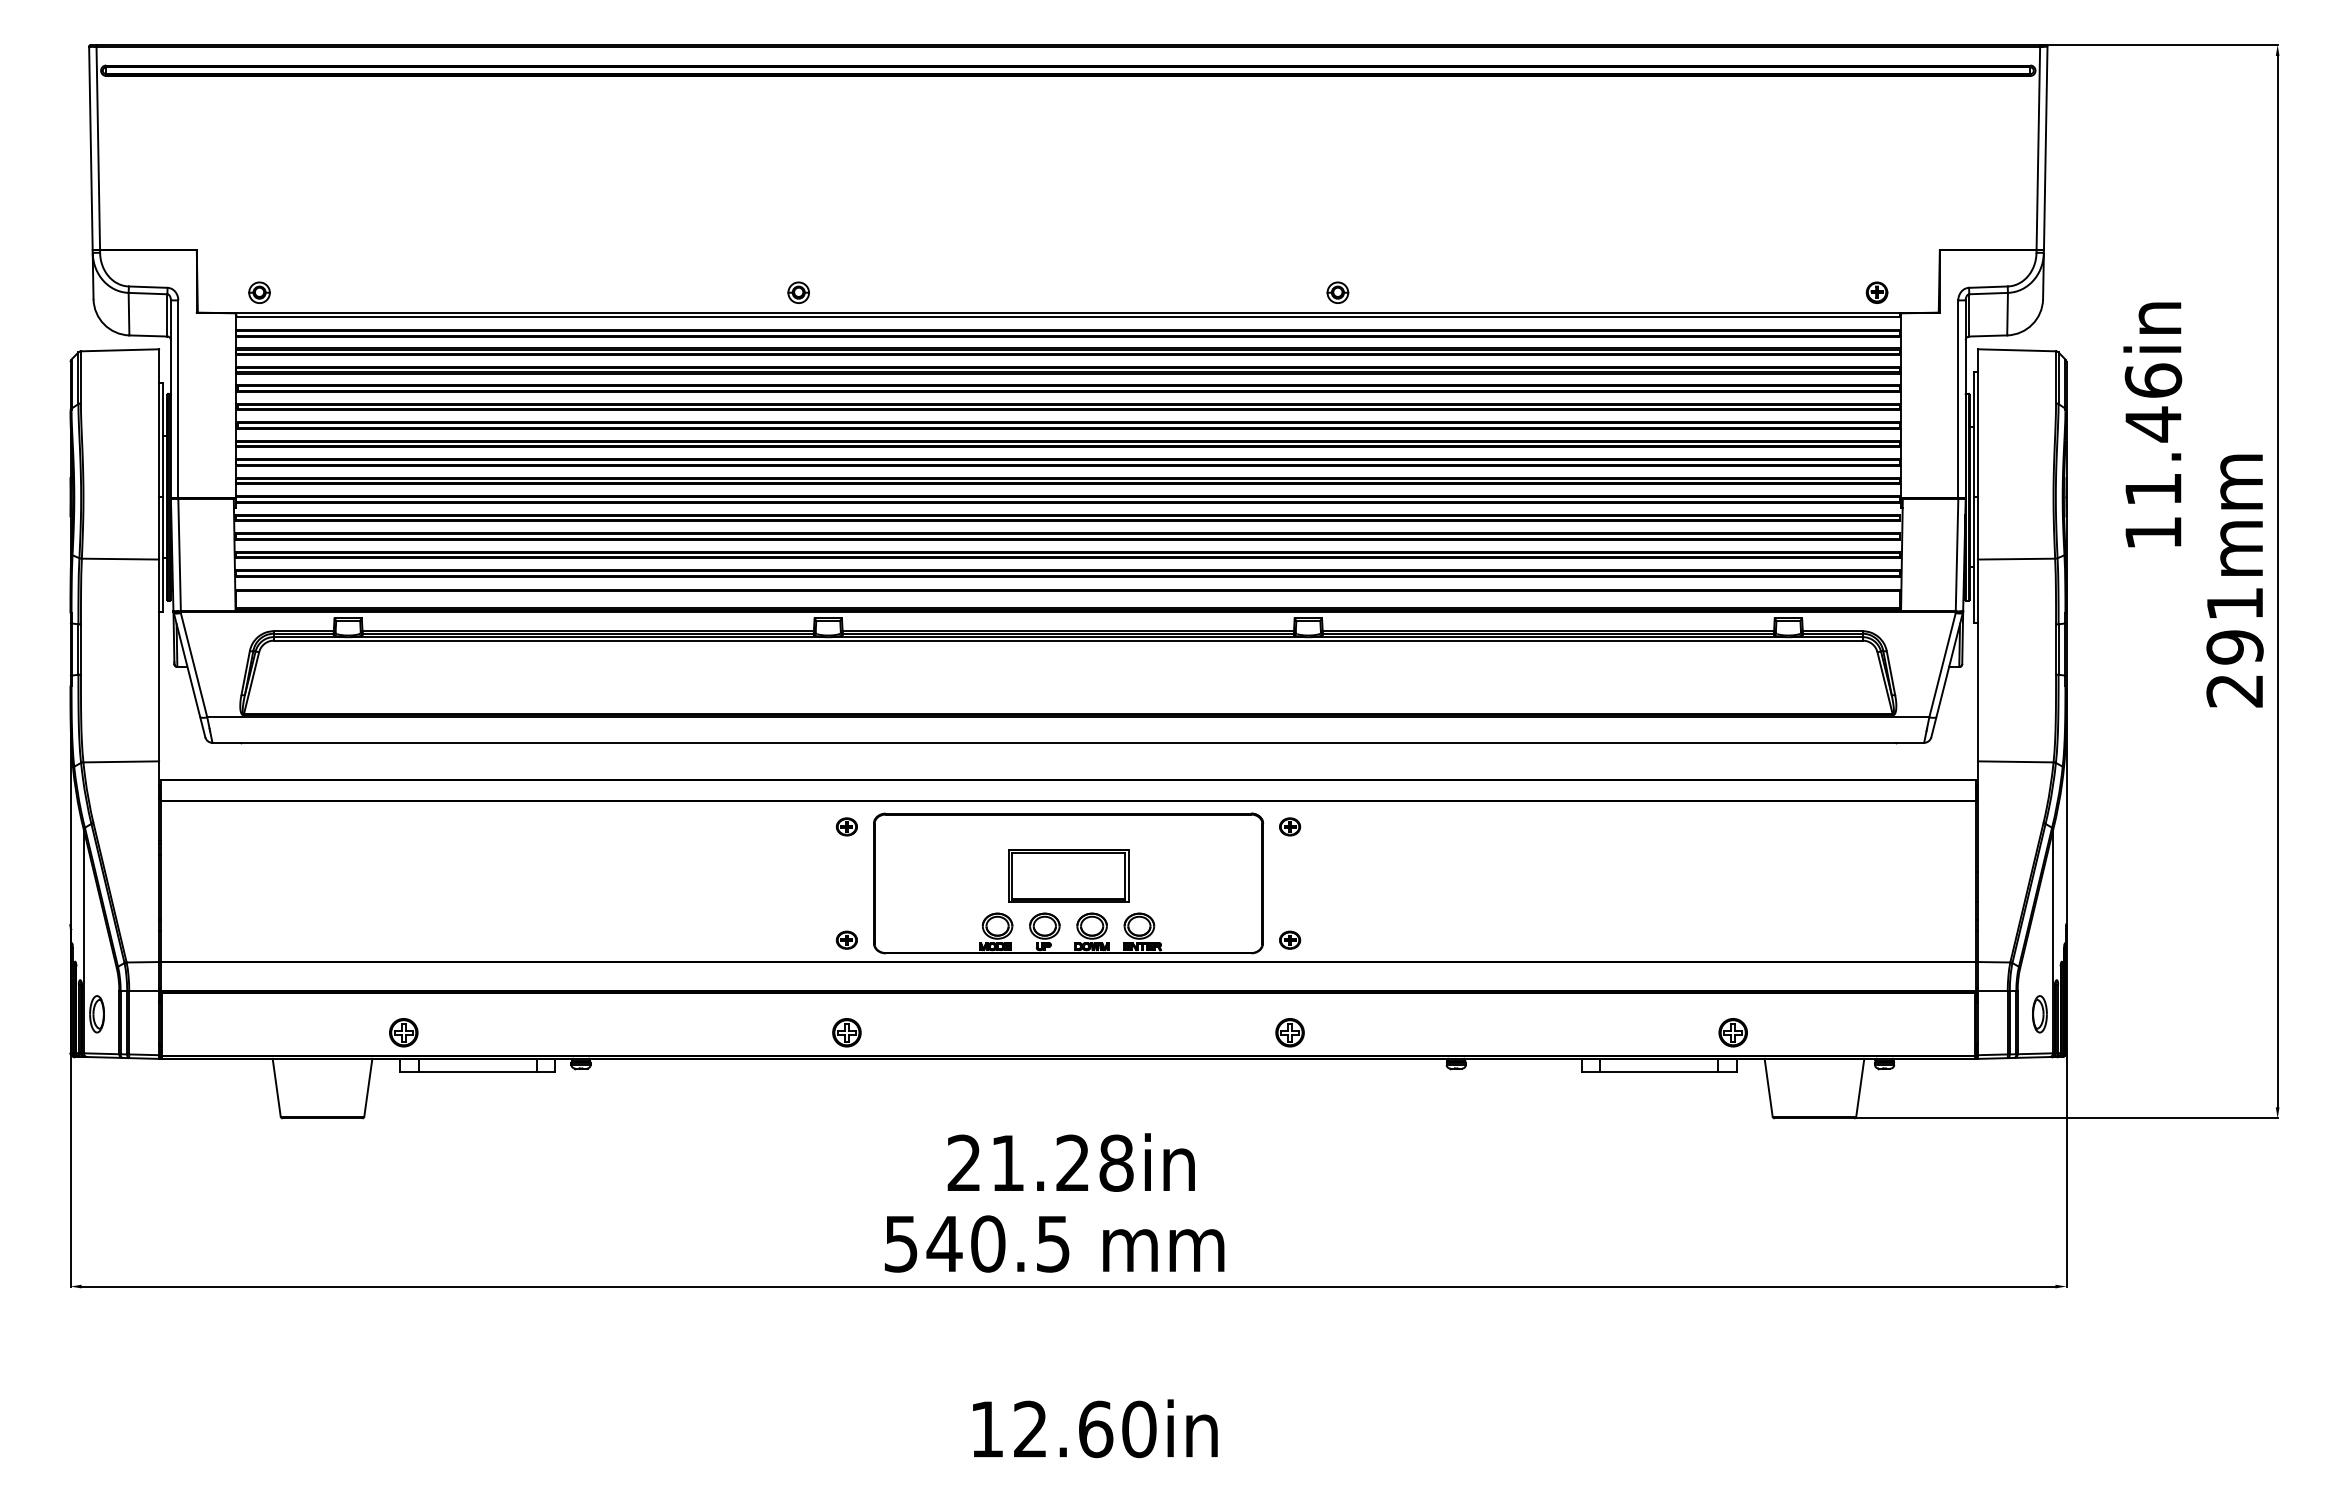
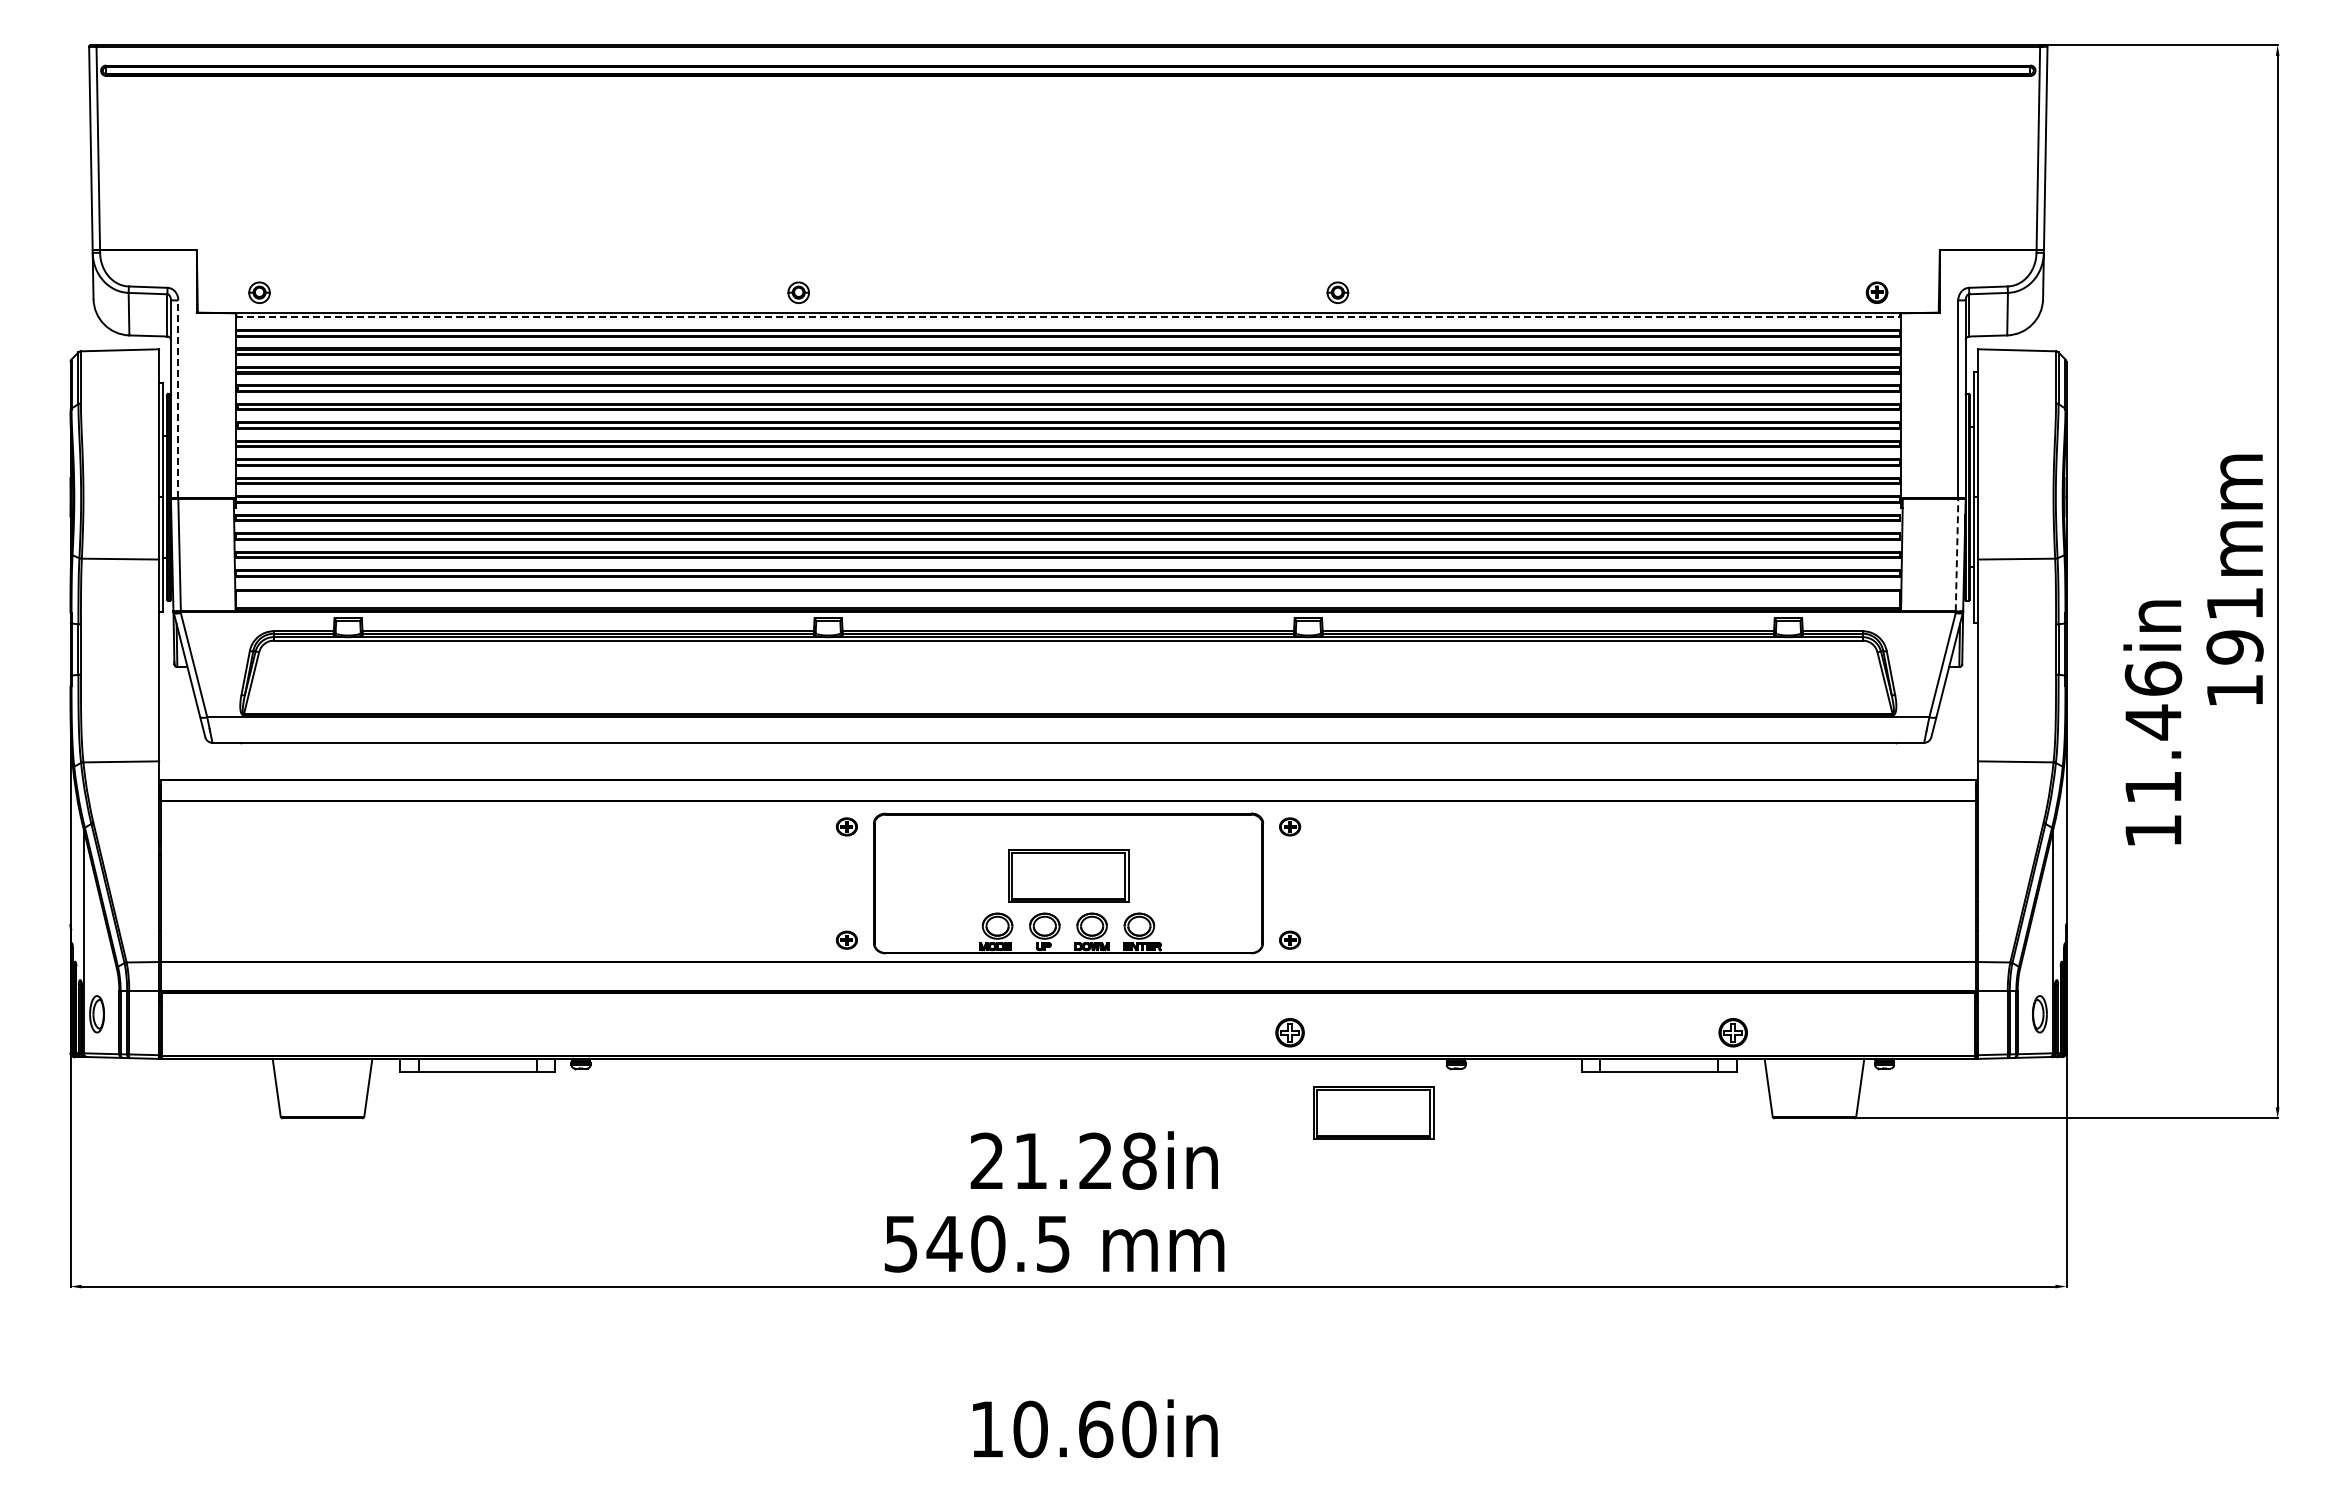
line: solid -> dashed (1068, 317)
line: solid -> dashed (178, 399)
text position: (2152, 424) -> (2152, 722) (2152, 722)
line: solid -> dashed (1957, 554)
text: 291mm -> 191mm (2234, 691)
part: present -> none (403, 1032)
part: present -> none (846, 1032)
part: none -> present (1373, 1112)
text position: (1070, 1162) -> (1093, 1160) (1093, 1160)
text: 12.60in -> 10.60in (1030, 1429)
